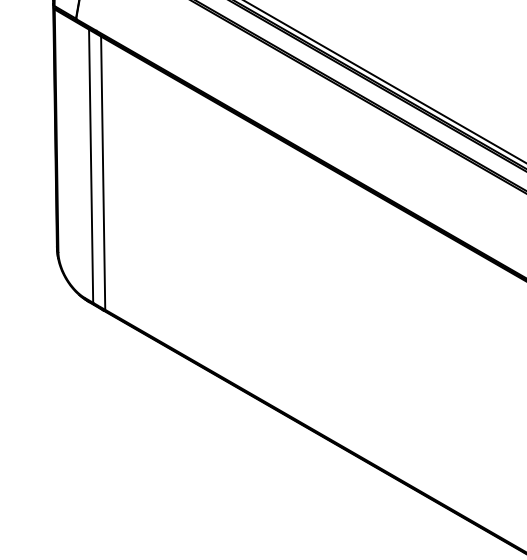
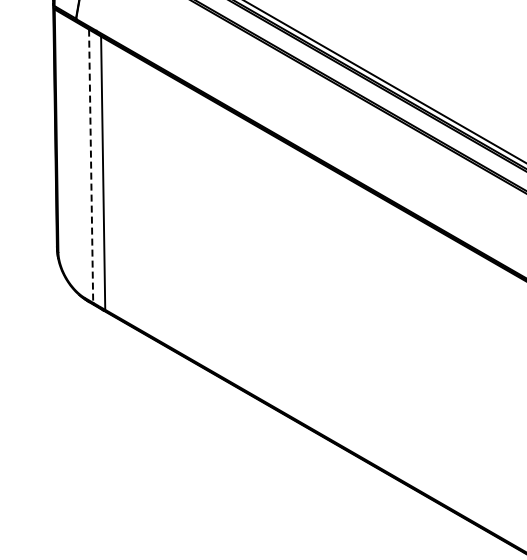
line: solid -> dashed (91, 166)
